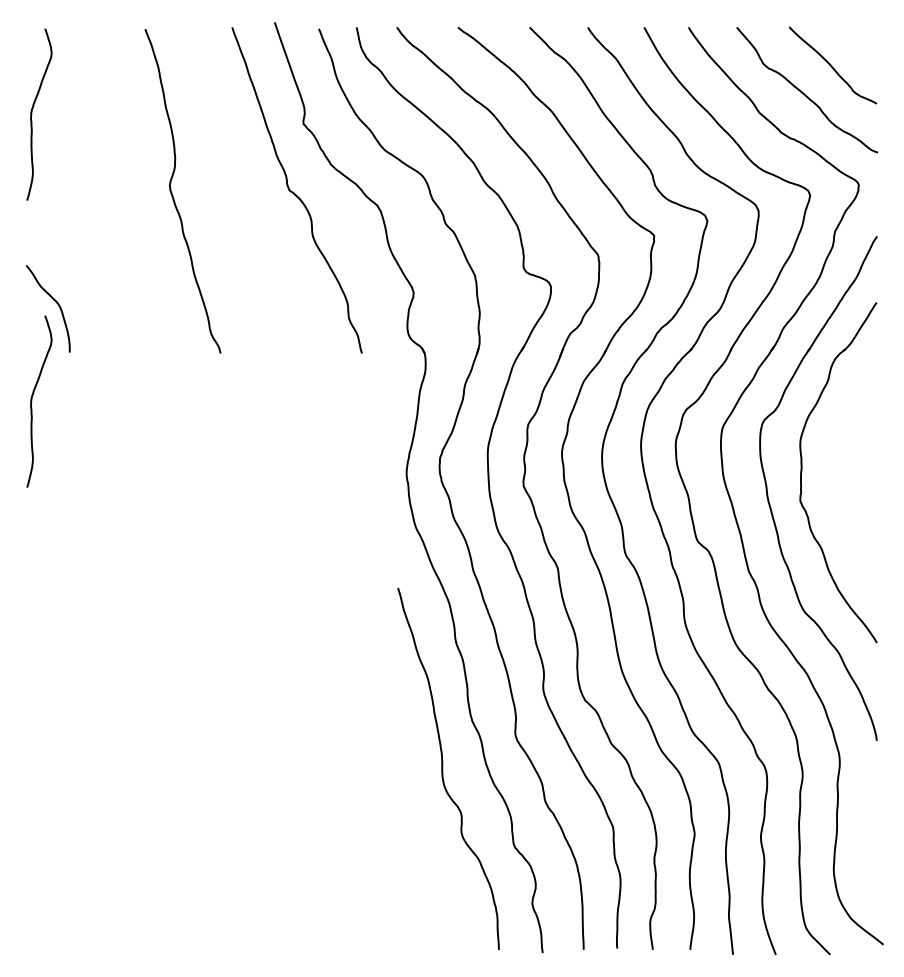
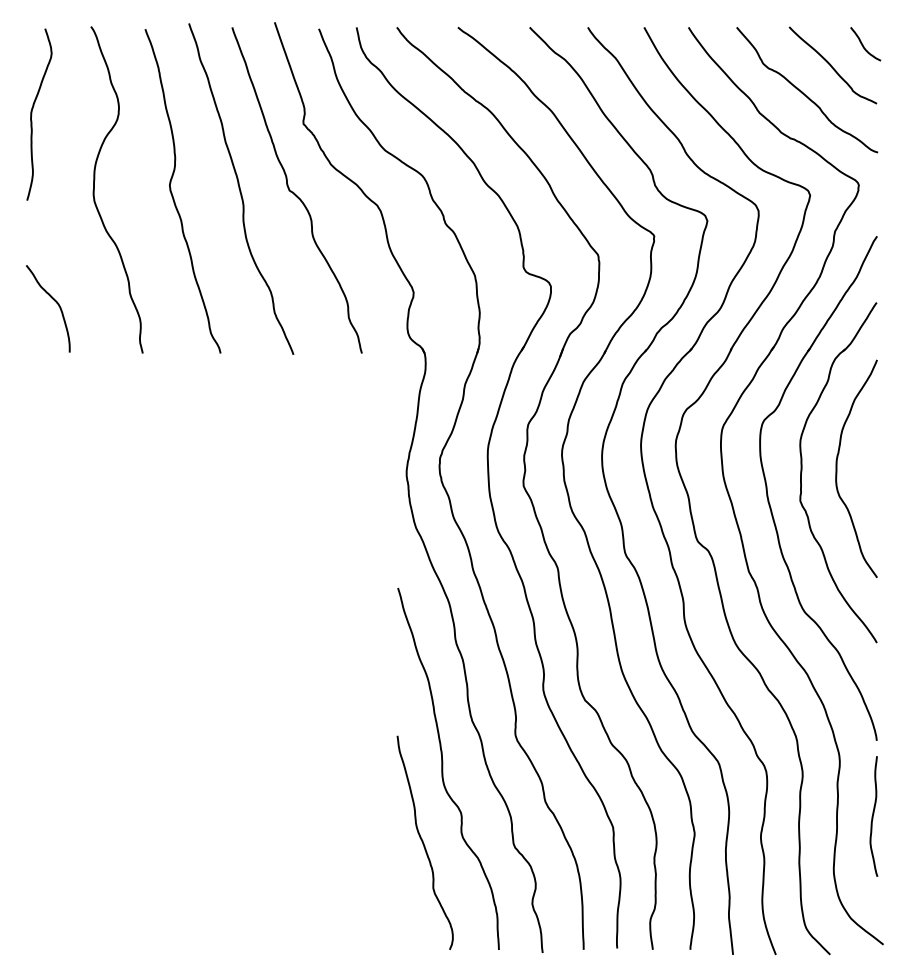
curve: none -> present (863, 44)
curve: none -> present (240, 188)
curve: none -> present (94, 189)
curve: present -> none (32, 401)
curve: none -> present (837, 468)
curve: none -> present (873, 816)
curve: none -> present (423, 842)
